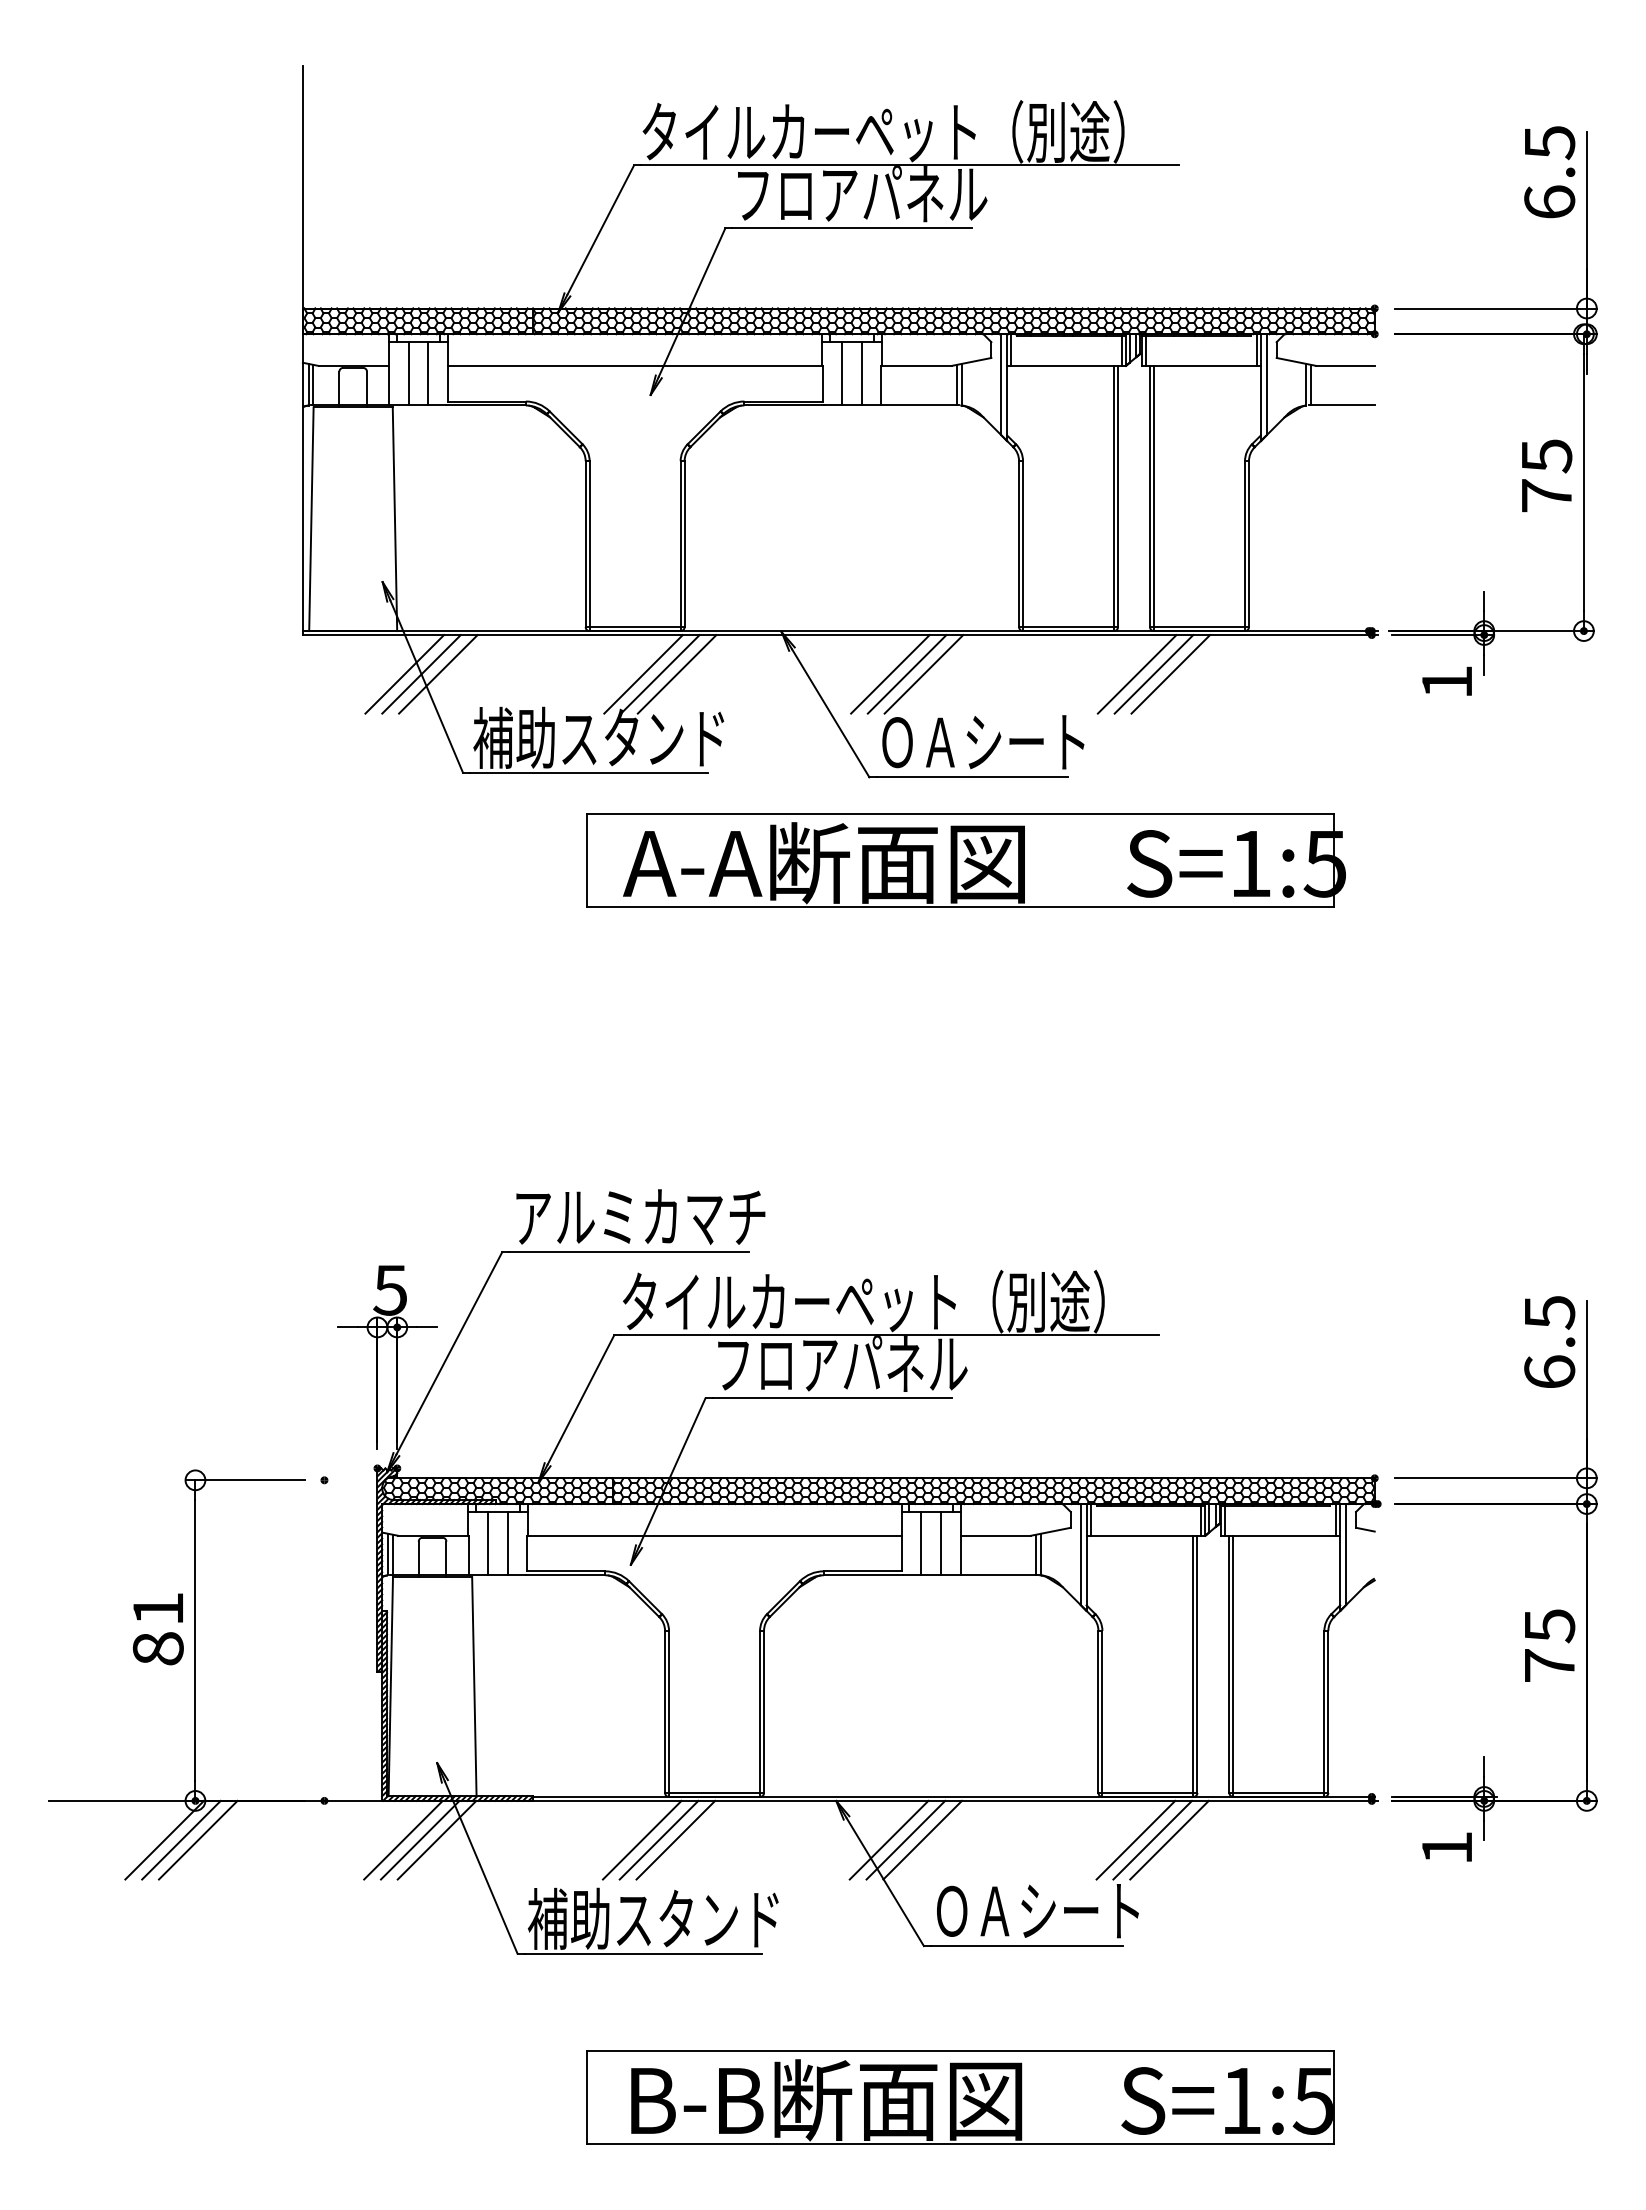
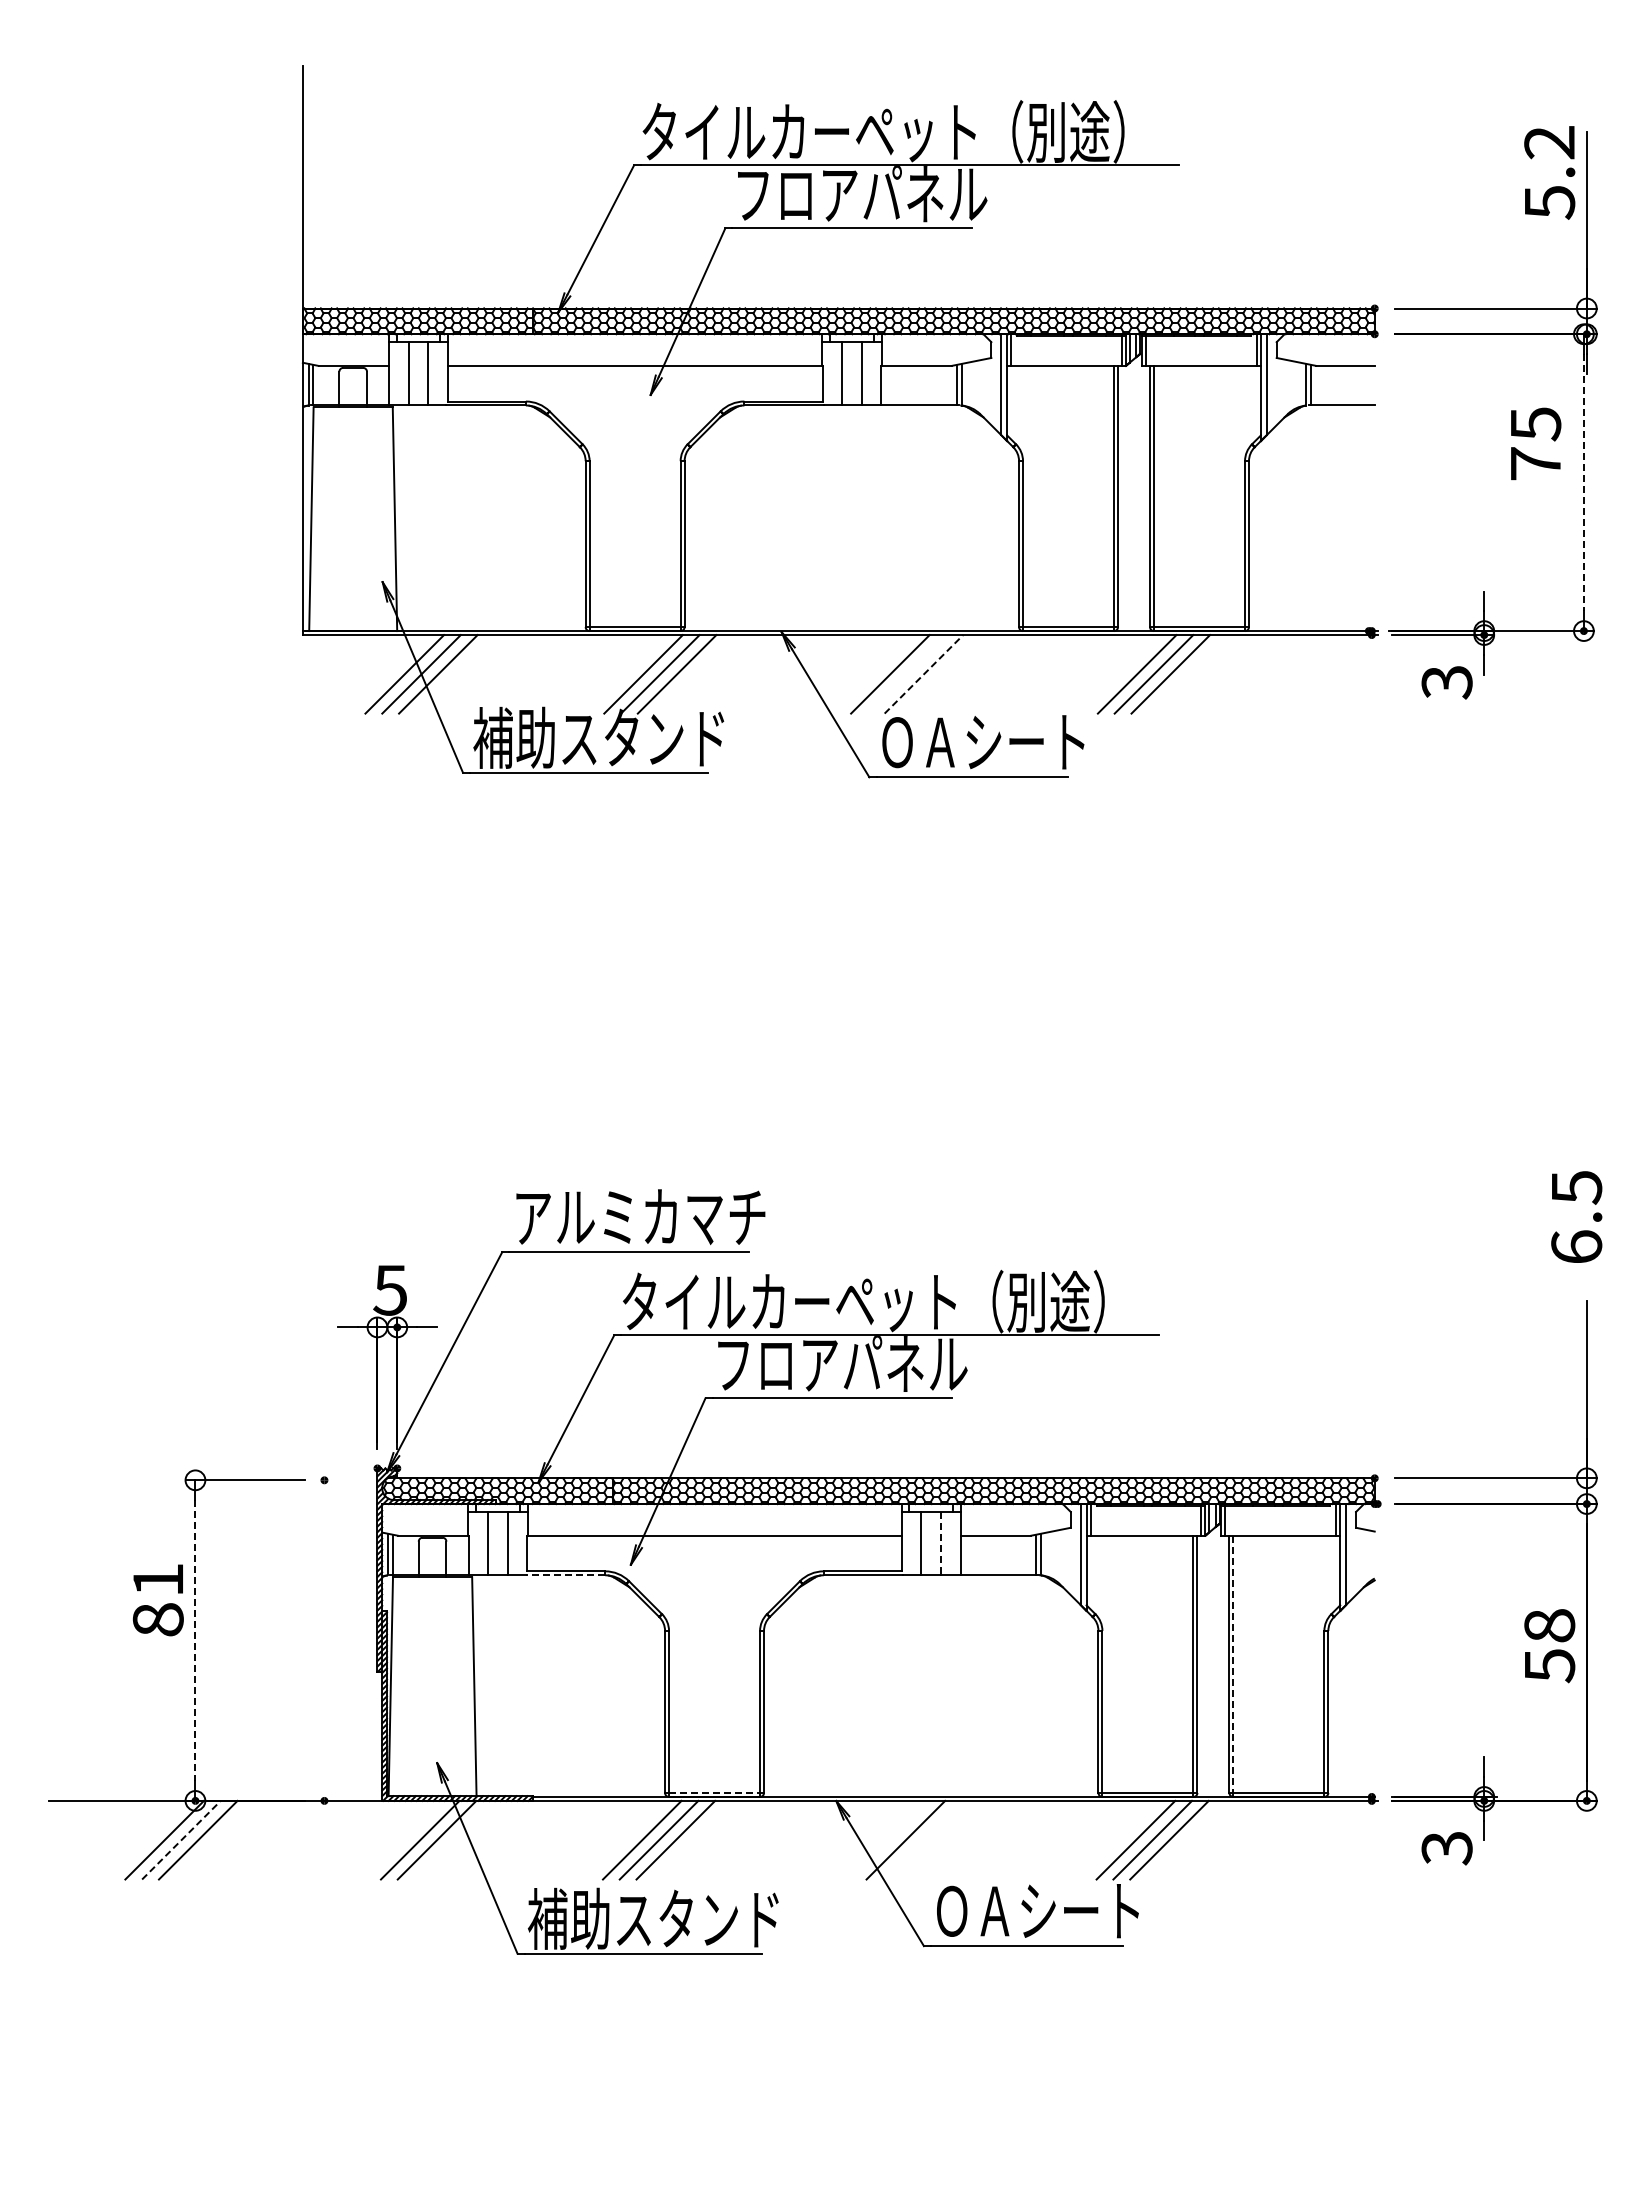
text: 6.5 -> 5.2 (1549, 172)
text position: (1547, 475) -> (1536, 443) (1536, 443)
line: solid -> dashed (1583, 482)
line: present -> none (906, 674)
line: solid -> dashed (923, 674)
text: 1 -> 3 (1446, 682)
part: present -> none (965, 860)
text position: (1549, 1341) -> (1576, 1216) (1576, 1216)
line: solid -> dashed (941, 1543)
line: solid -> dashed (565, 1575)
text position: (158, 1629) -> (158, 1600) (158, 1600)
line: solid -> dashed (195, 1640)
text: 75 -> 58 (1549, 1646)
line: solid -> dashed (1233, 1664)
line: solid -> dashed (714, 1792)
line: present -> none (403, 1839)
line: present -> none (888, 1839)
line: present -> none (922, 1839)
line: solid -> dashed (181, 1840)
text: 1 -> 3 (1446, 1848)
part: present -> none (960, 2097)
